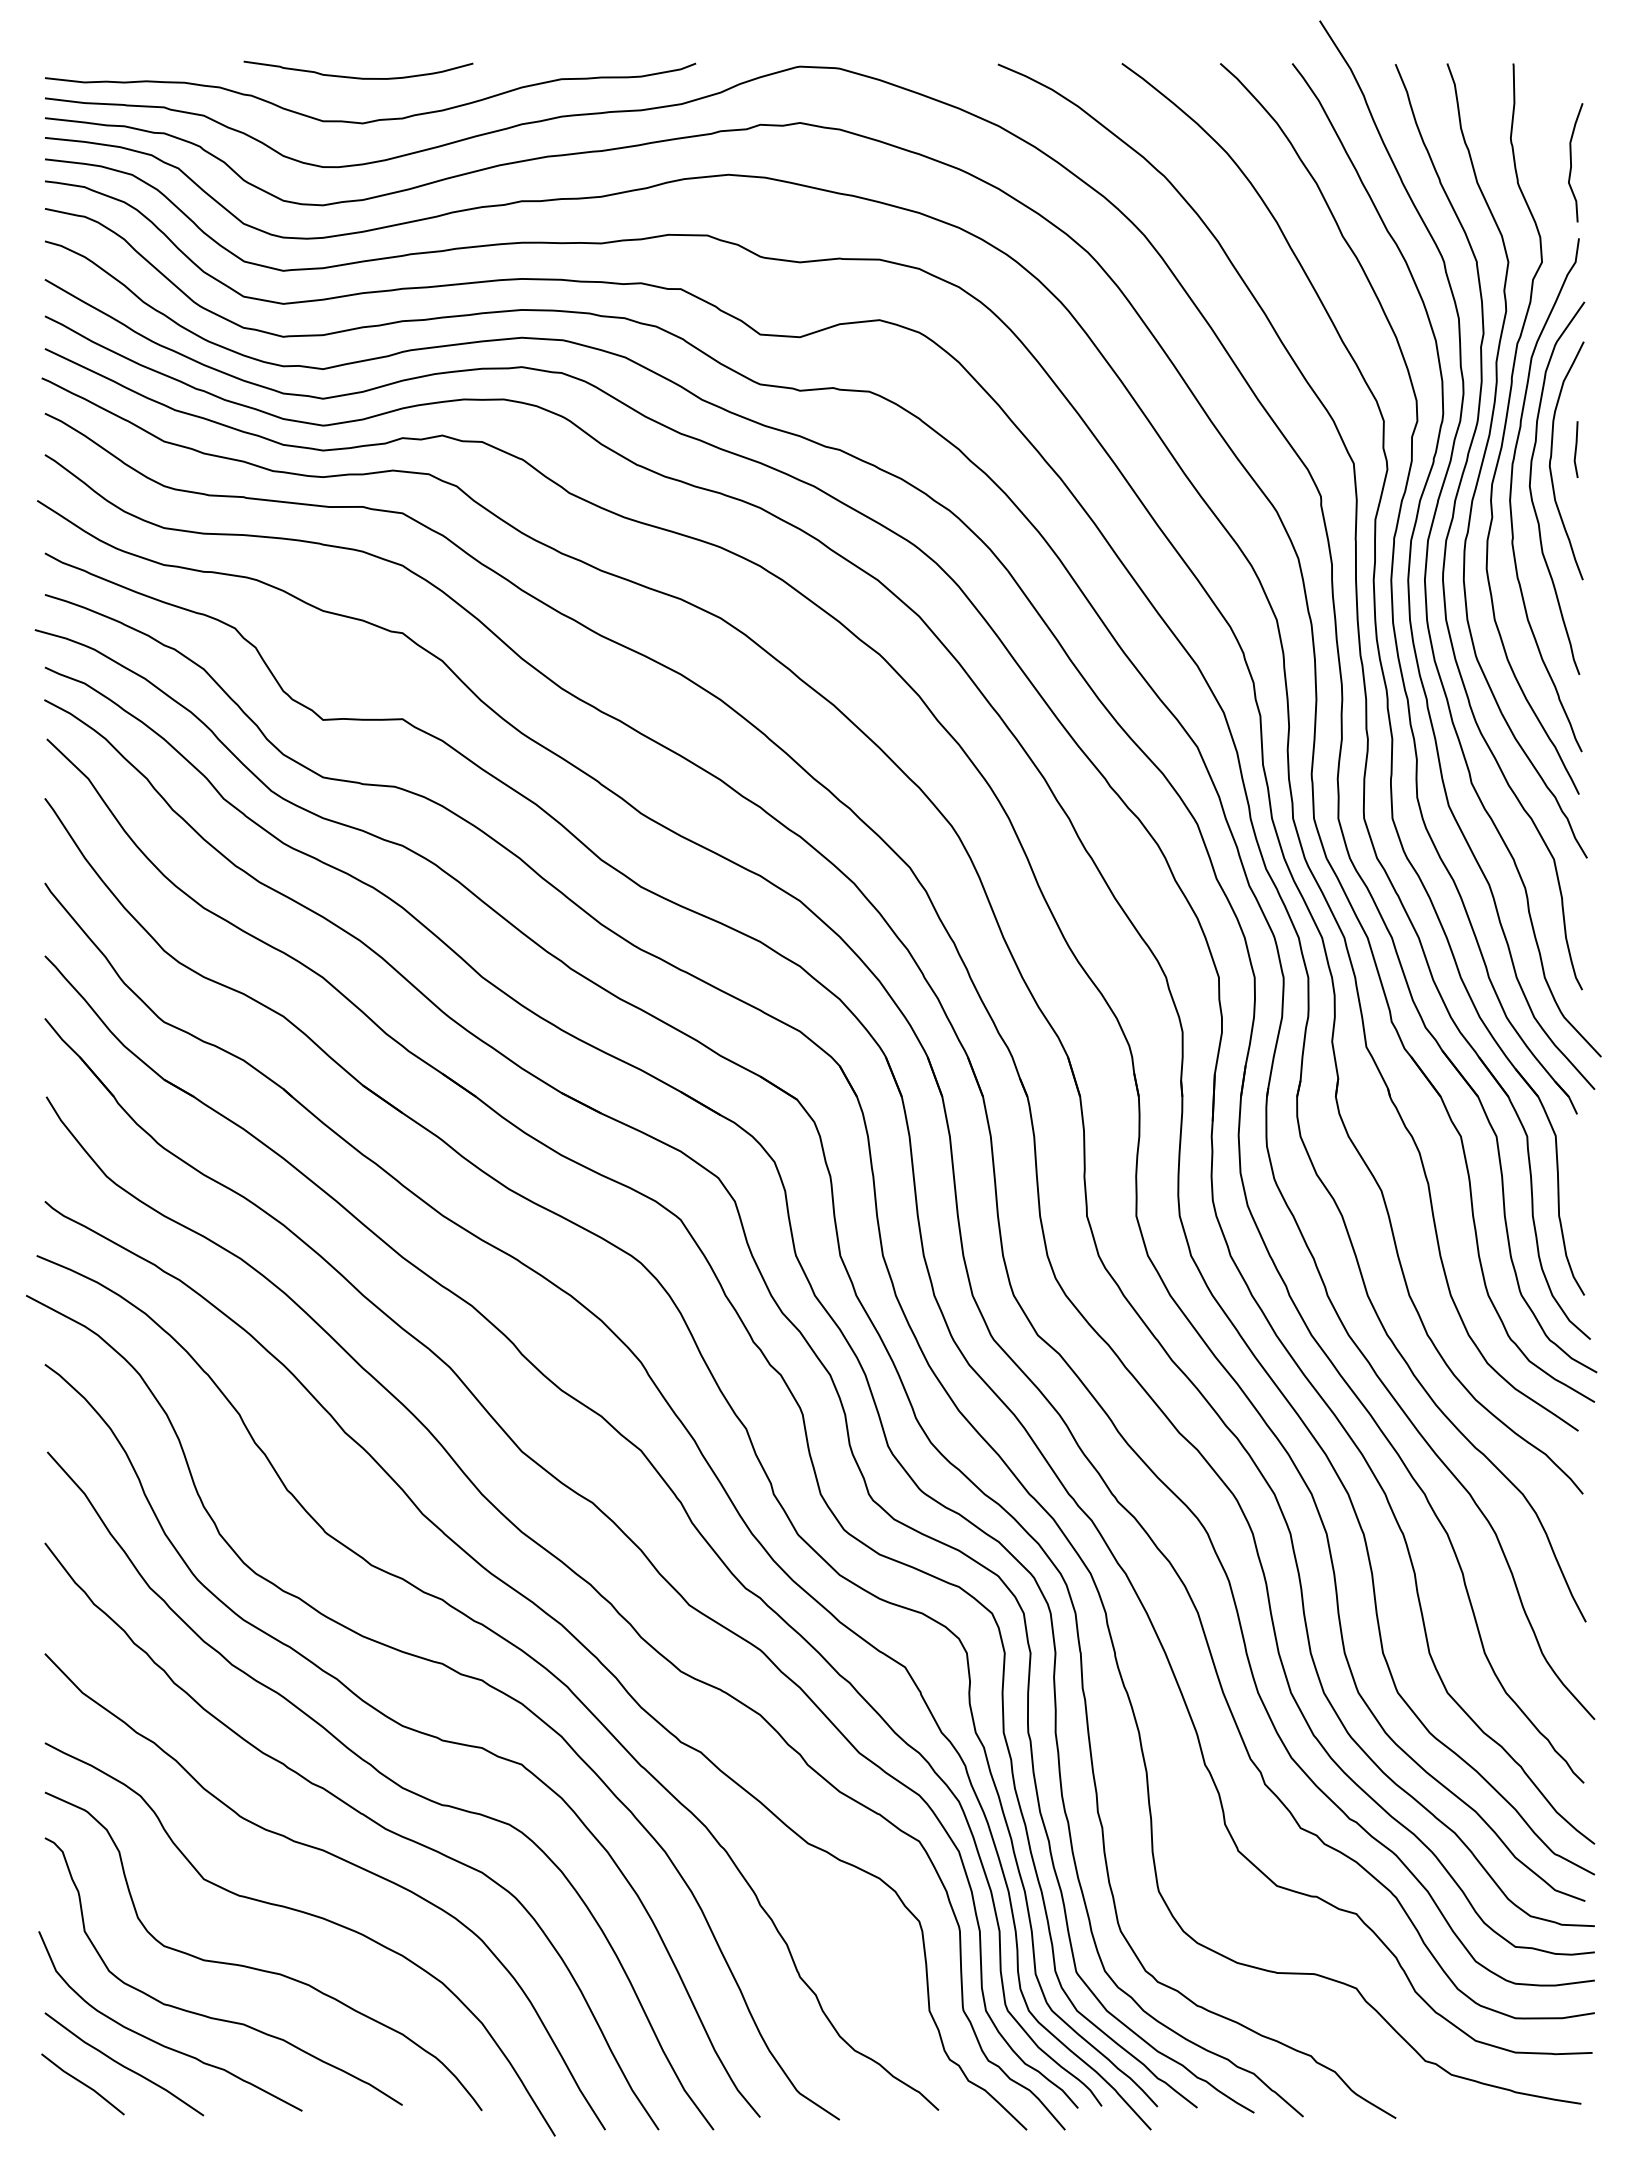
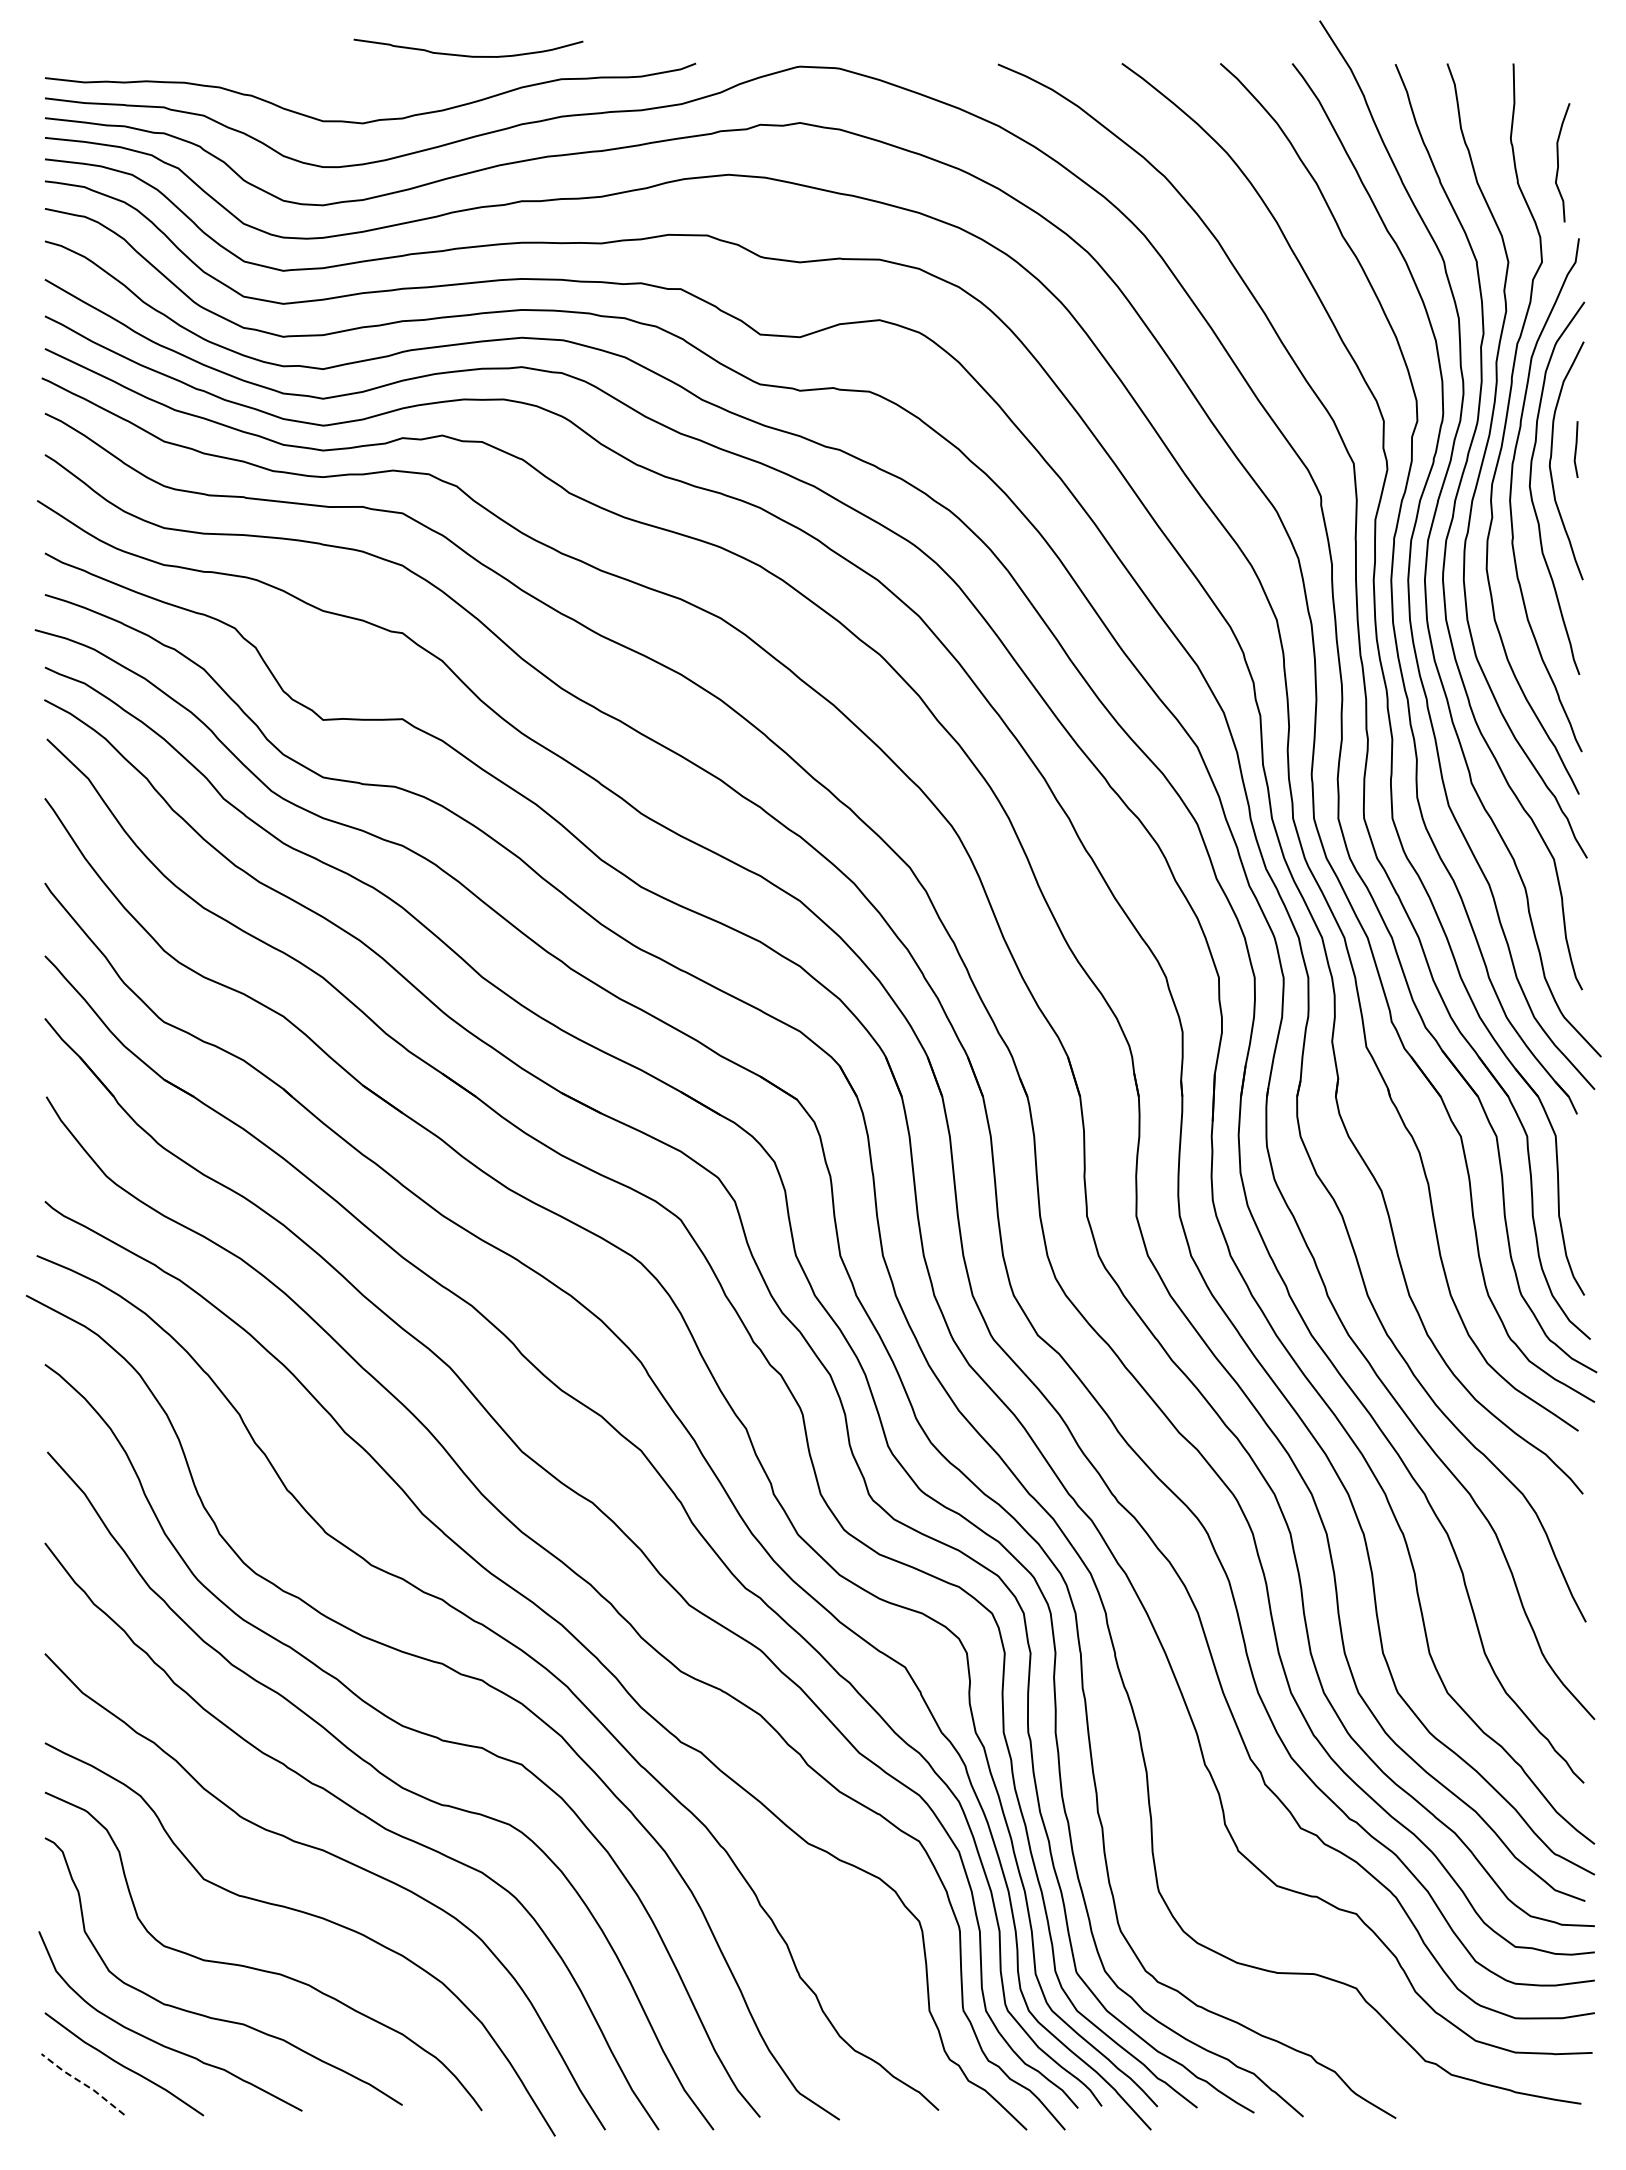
curve position: (358, 77) -> (468, 55) (468, 55)
curve position: (1571, 162) -> (1558, 162) (1558, 162)
line: solid -> dashed (83, 2083)
